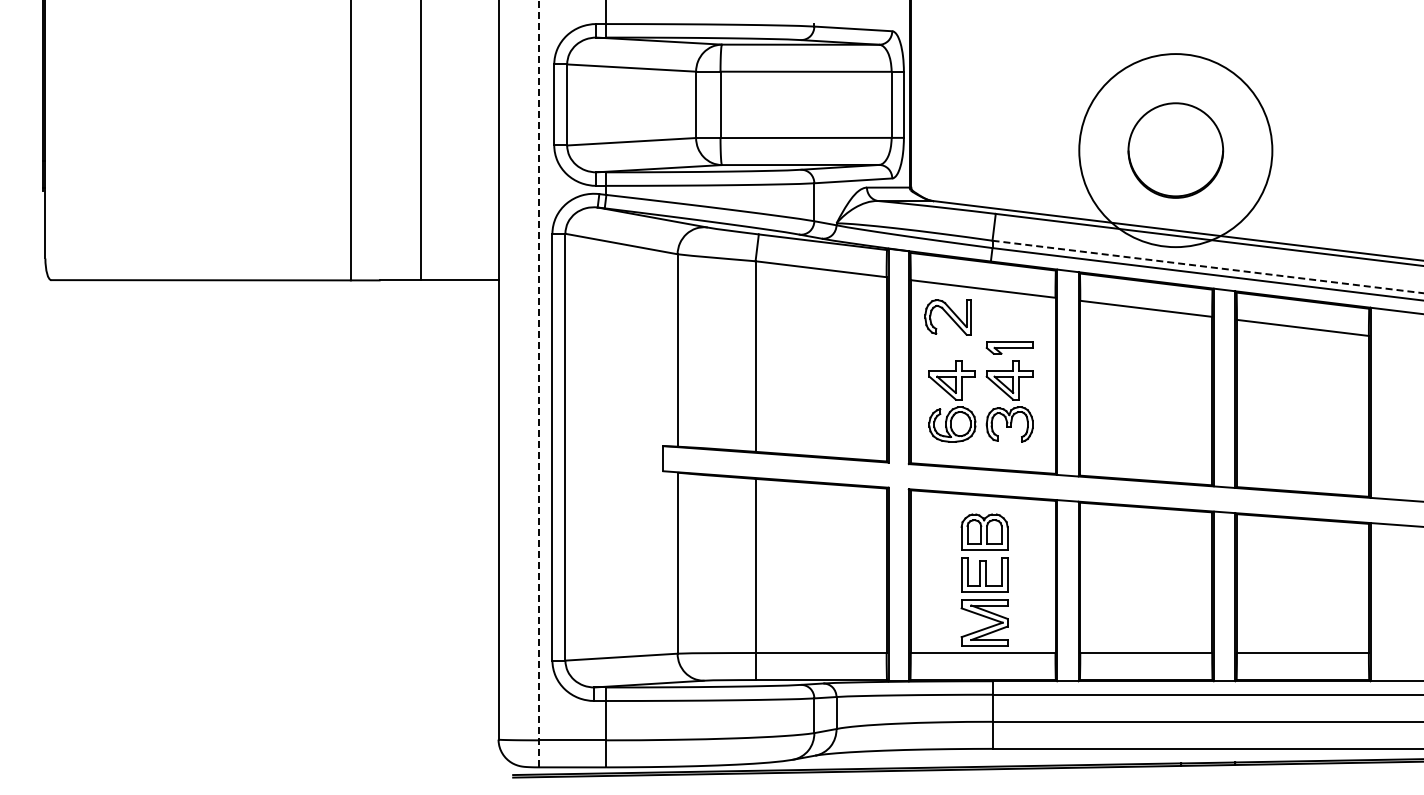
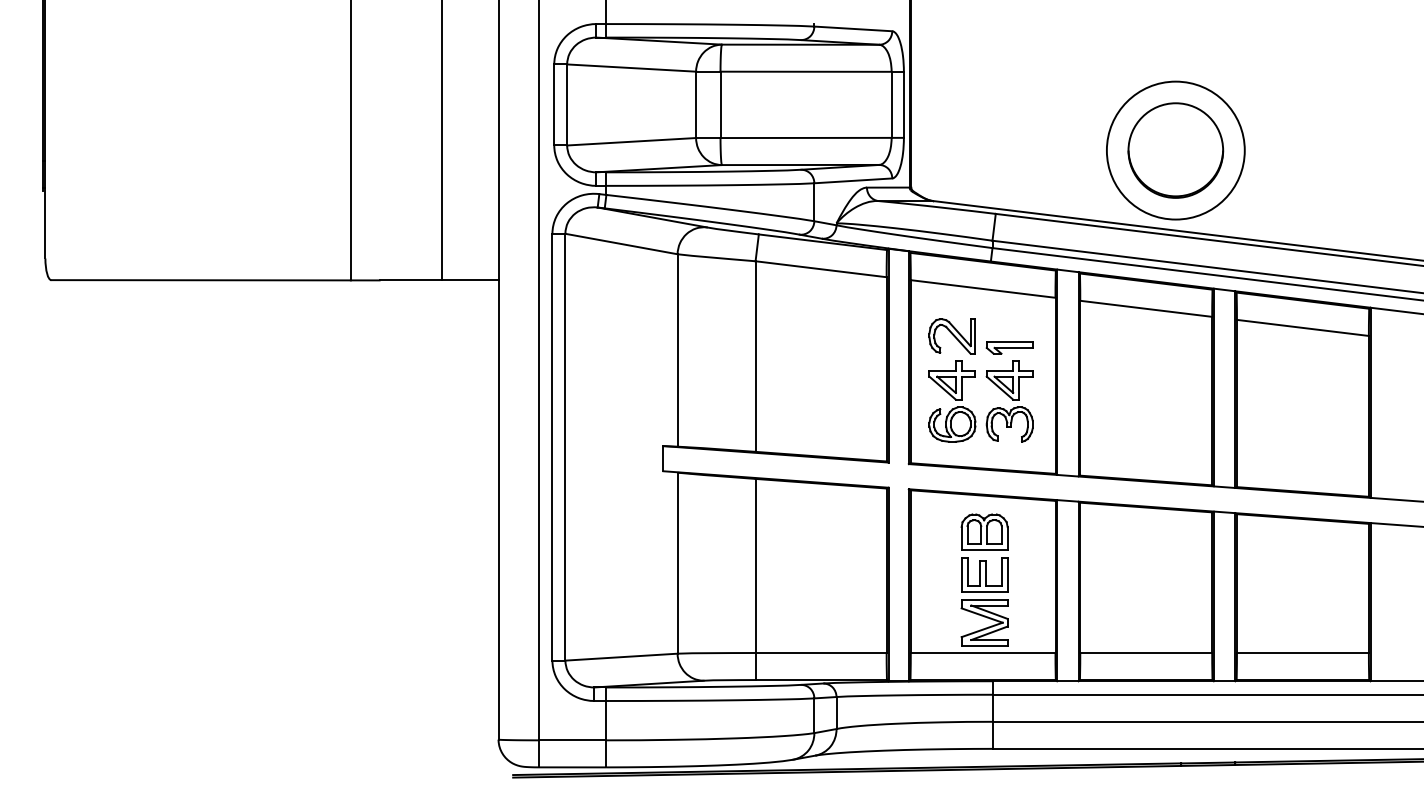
line position: (421, 141) -> (442, 141) (442, 141)
circle diameter: 193 px -> 138 px (1175, 150)
line: dashed -> solid (1207, 266)
part position: (947, 317) -> (951, 336) (951, 336)
line: dashed -> solid (539, 383)
